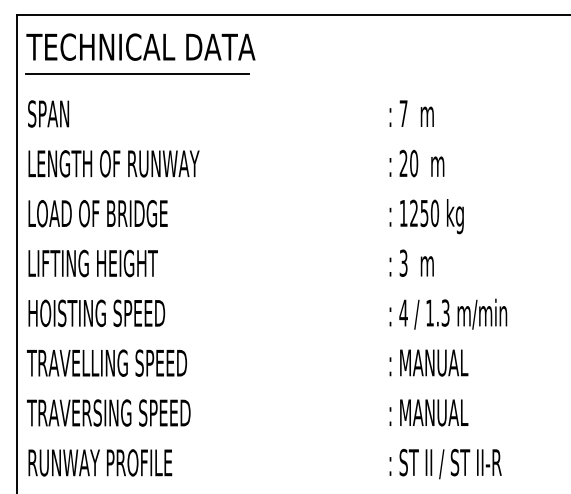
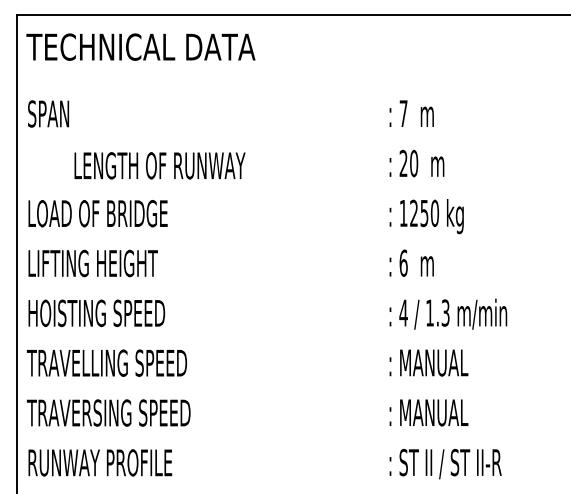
line: present -> none (137, 73)
text position: (113, 163) -> (159, 165) (159, 165)
text: 3 -> 6 (403, 262)
